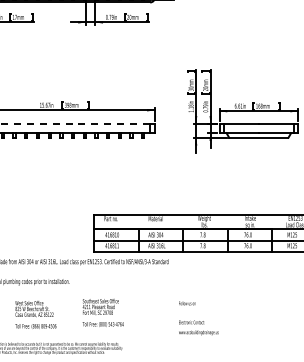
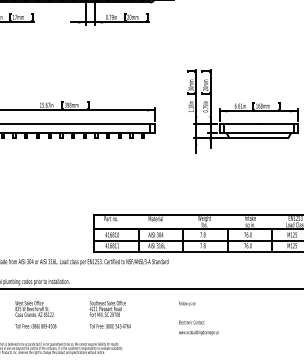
line: dashed -> solid (75, 123)
line: none -> present (151, 288)
text position: (102, 312) -> (109, 314) (109, 314)
